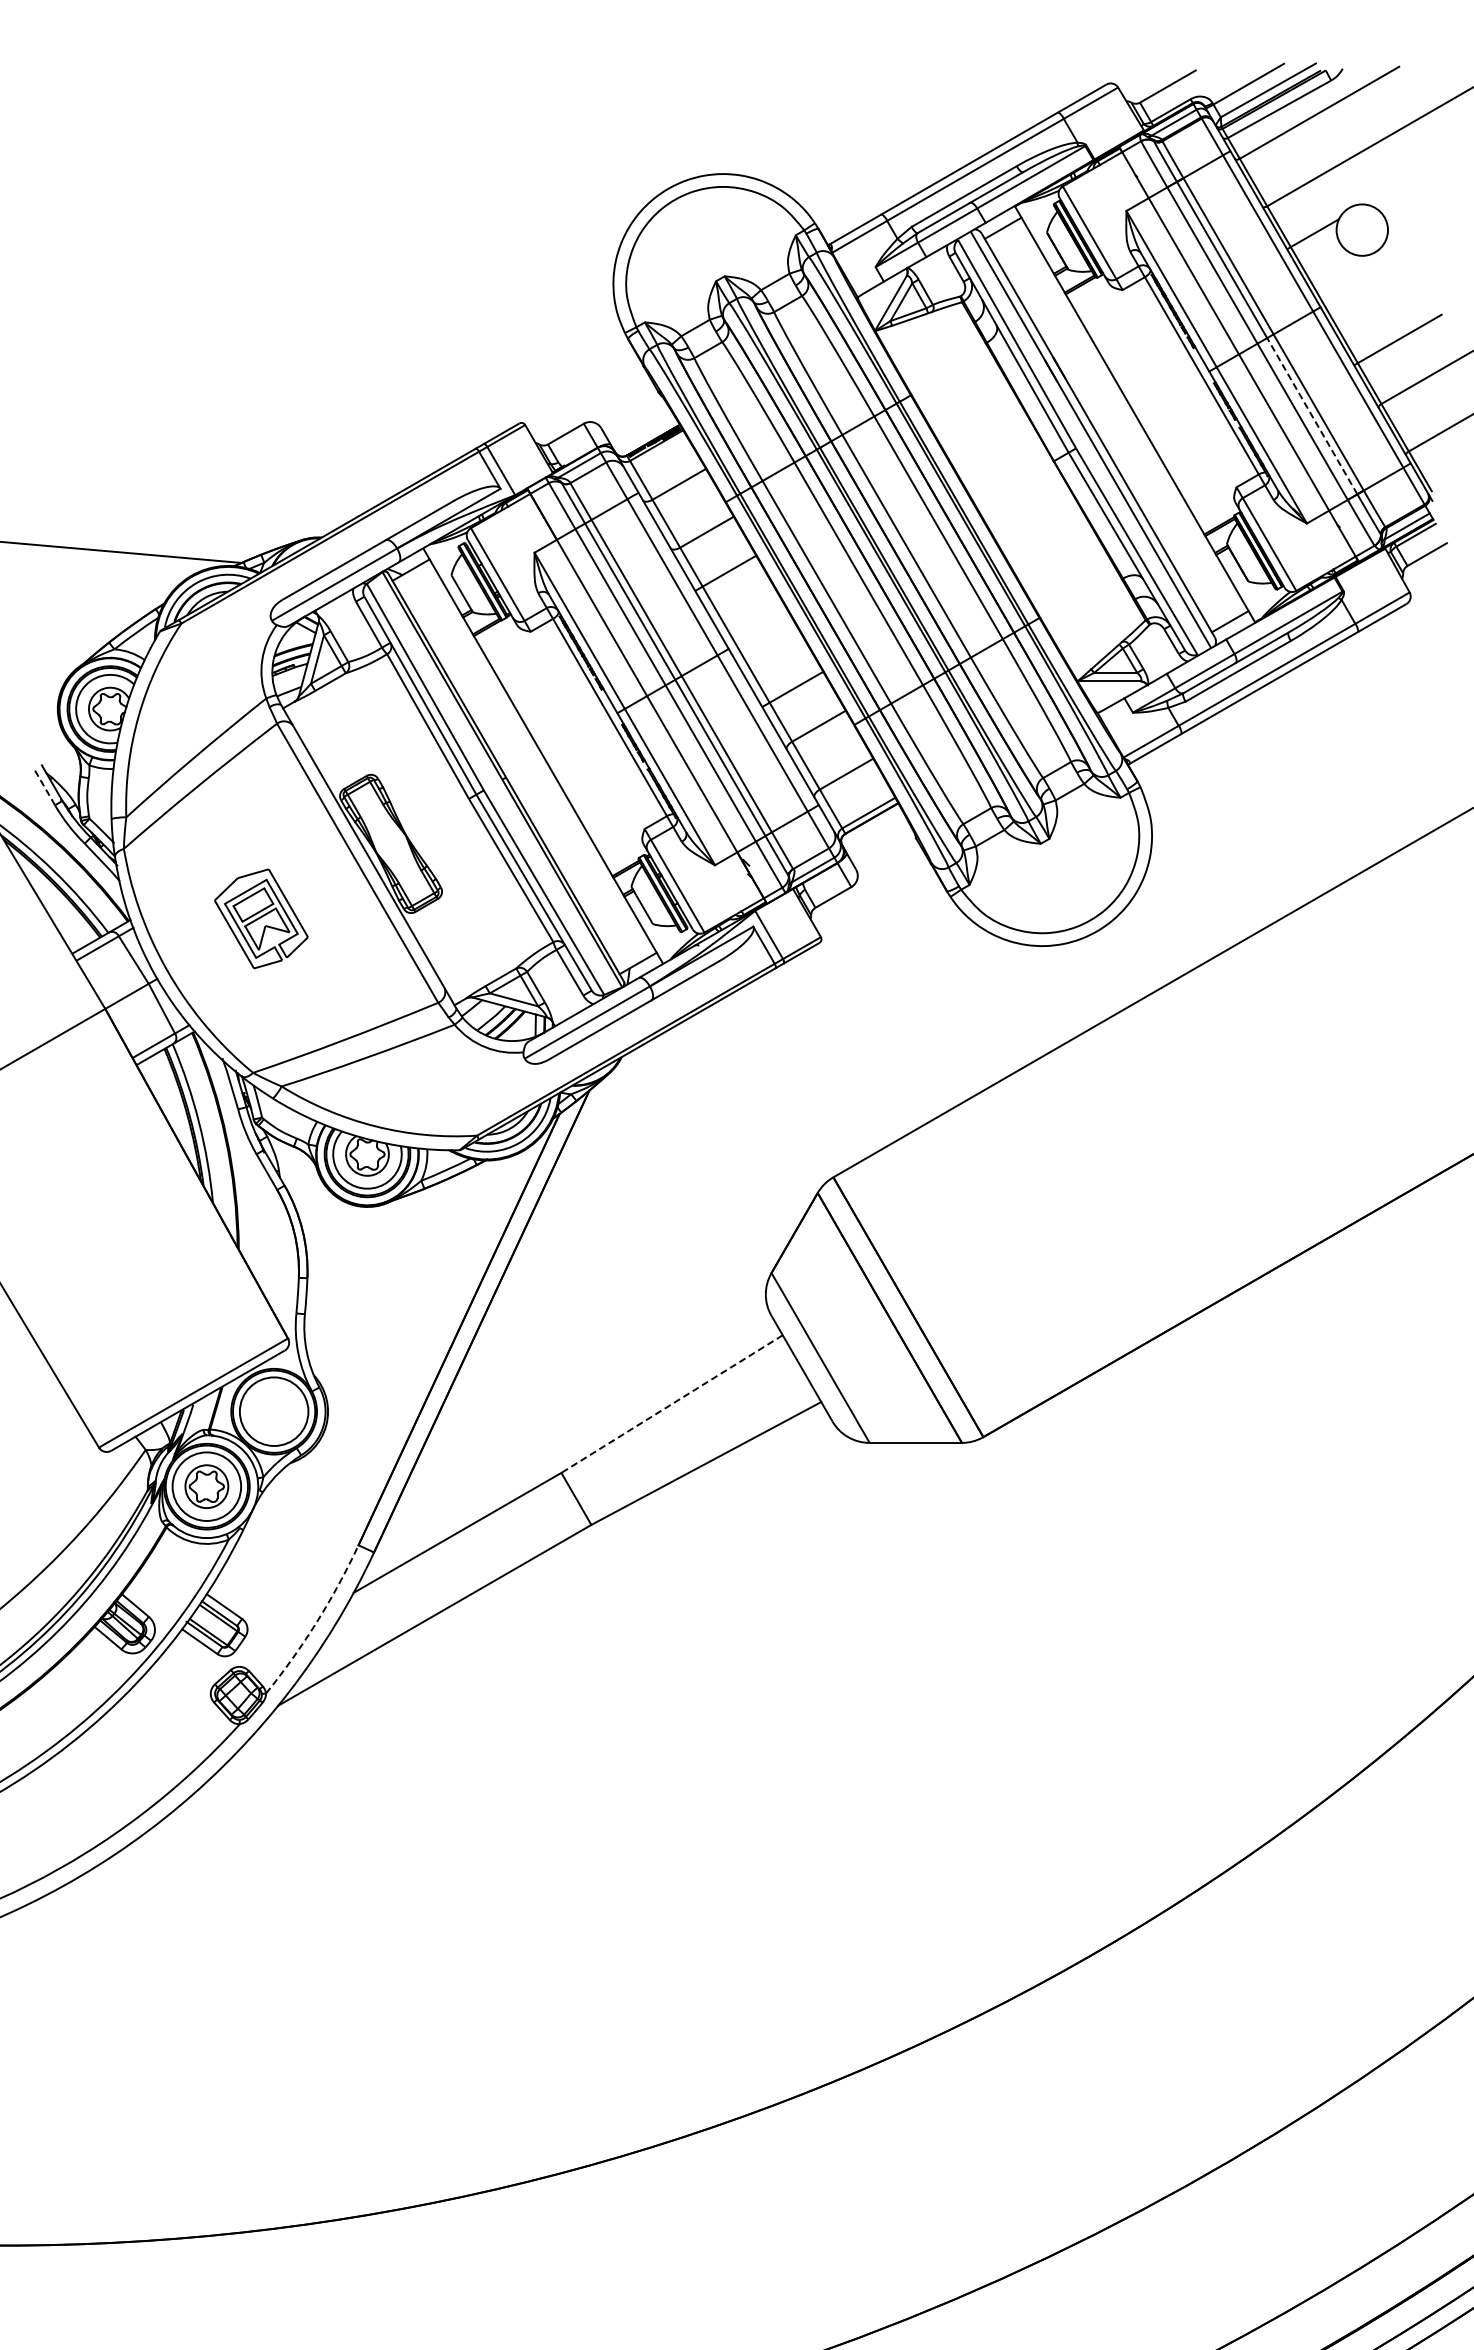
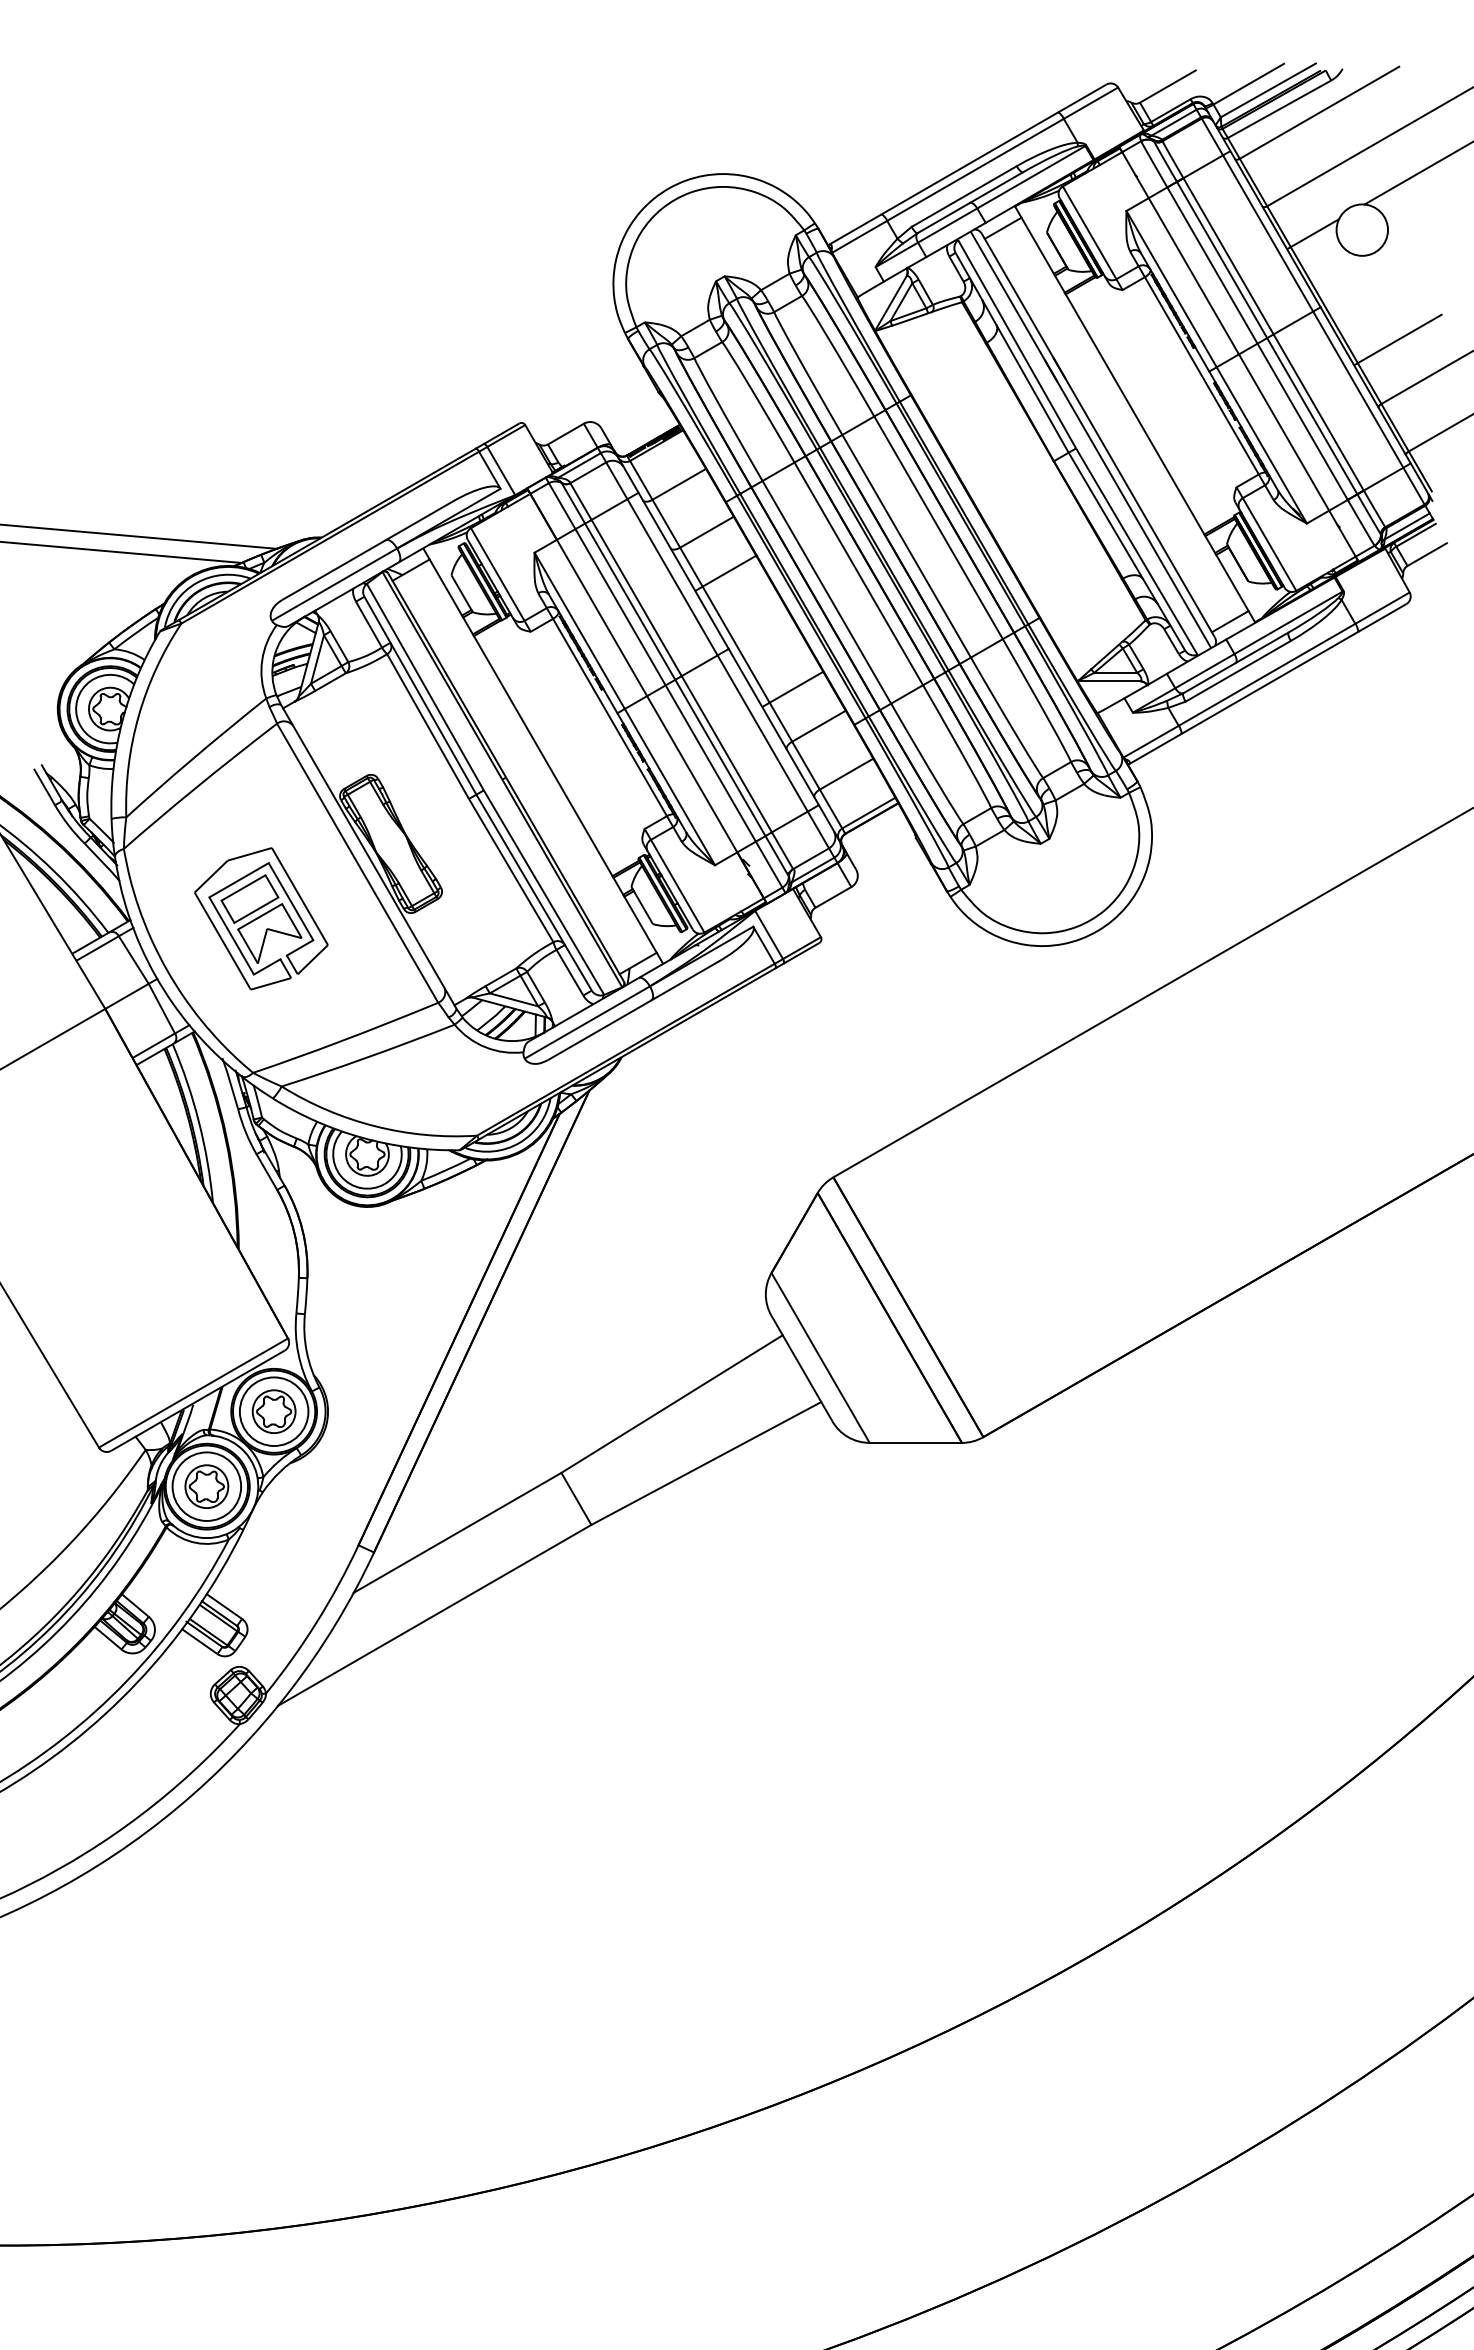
line: none -> present (1417, 173)
line: dashed -> solid (1312, 415)
line: none -> present (139, 536)
line: dashed -> solid (44, 787)
part size: 95x102 px -> 135x144 px (261, 918)
line: dashed -> solid (671, 1404)
part: none -> present (273, 1411)
arc: dashed -> solid (316, 1622)
